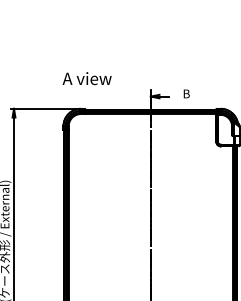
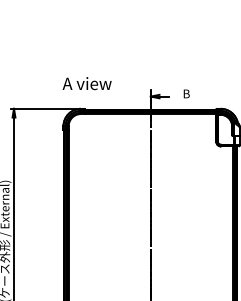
text position: (86, 78) -> (86, 83) (86, 83)
